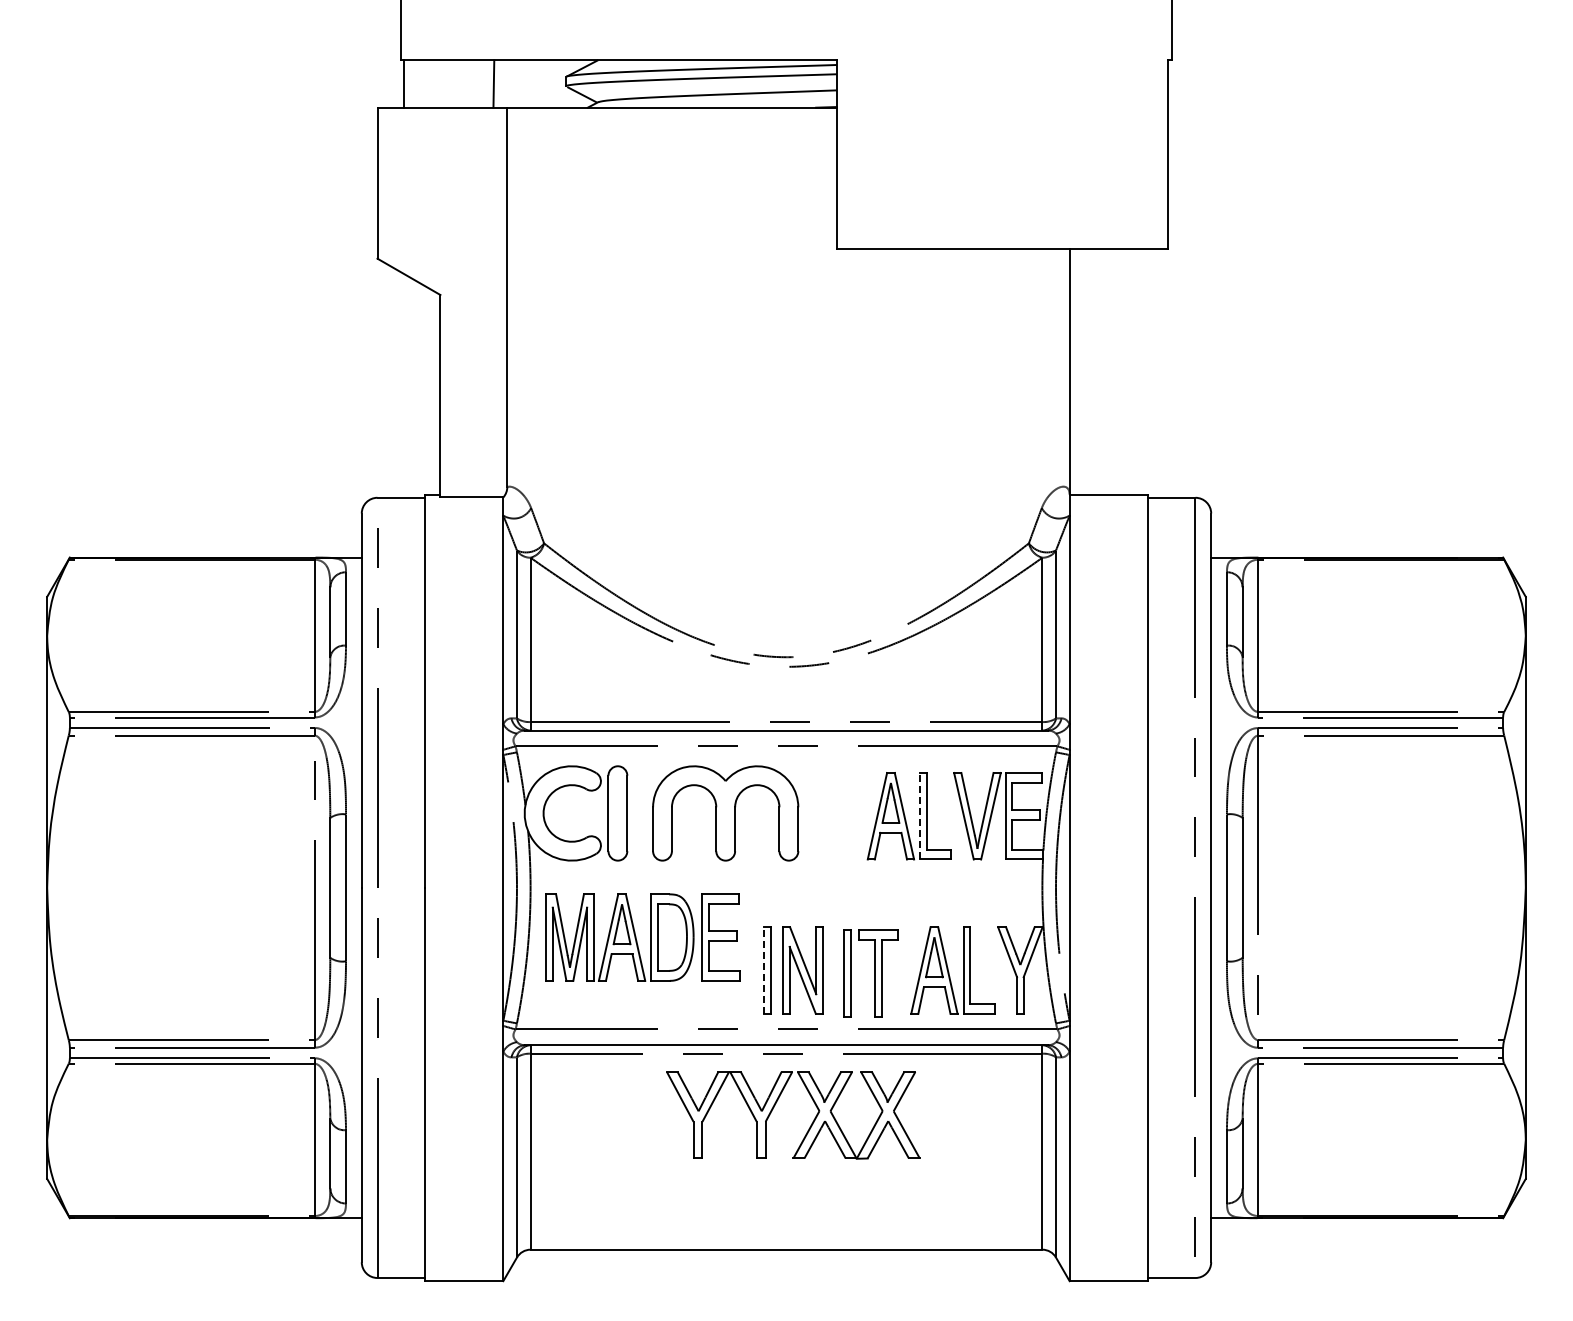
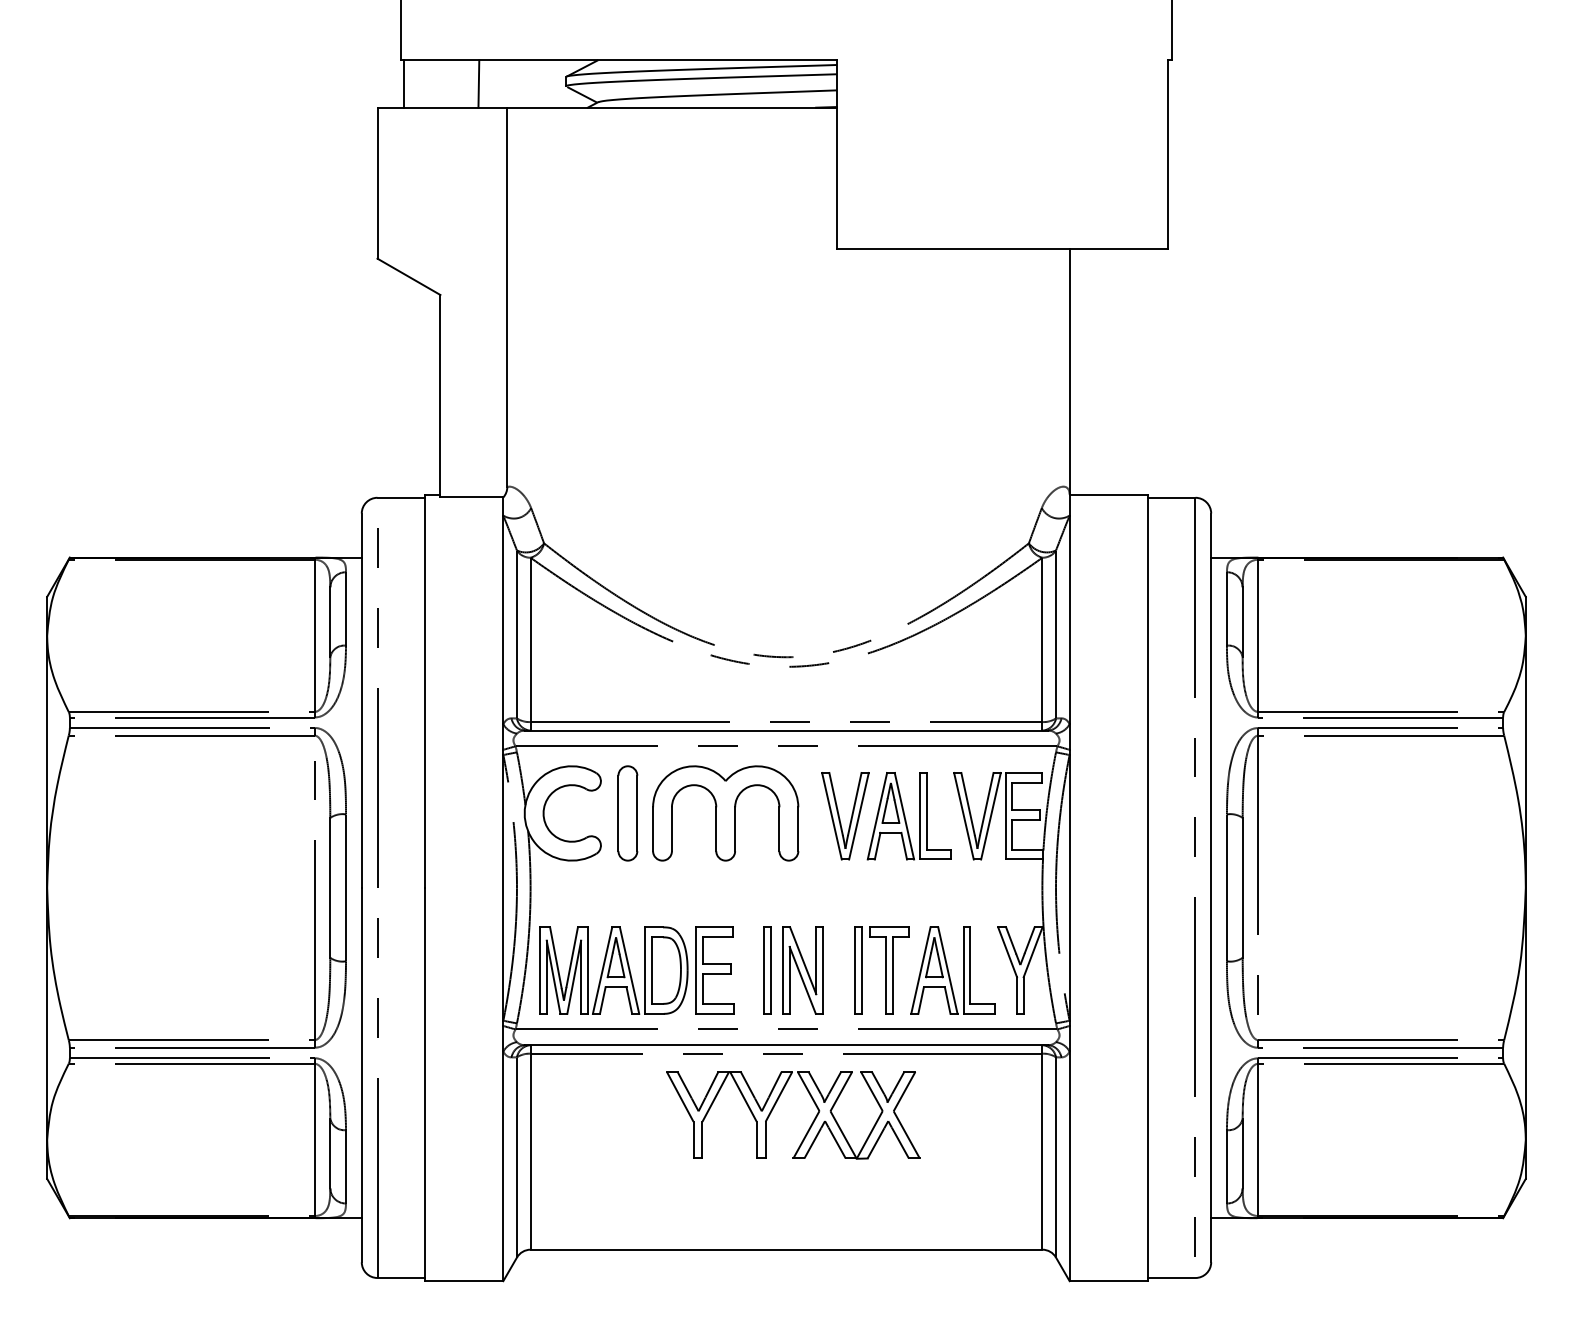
line position: (493, 83) -> (478, 83) (478, 83)
part position: (617, 813) -> (627, 813) (627, 813)
line: dashed -> solid (920, 815)
part: none -> present (845, 816)
part position: (642, 937) -> (636, 970) (636, 970)
line: dashed -> solid (764, 970)
part position: (870, 973) -> (881, 970) (881, 970)
